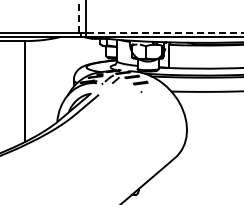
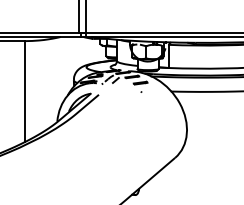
line: dashed -> solid (79, 16)
line: dashed -> solid (165, 32)
